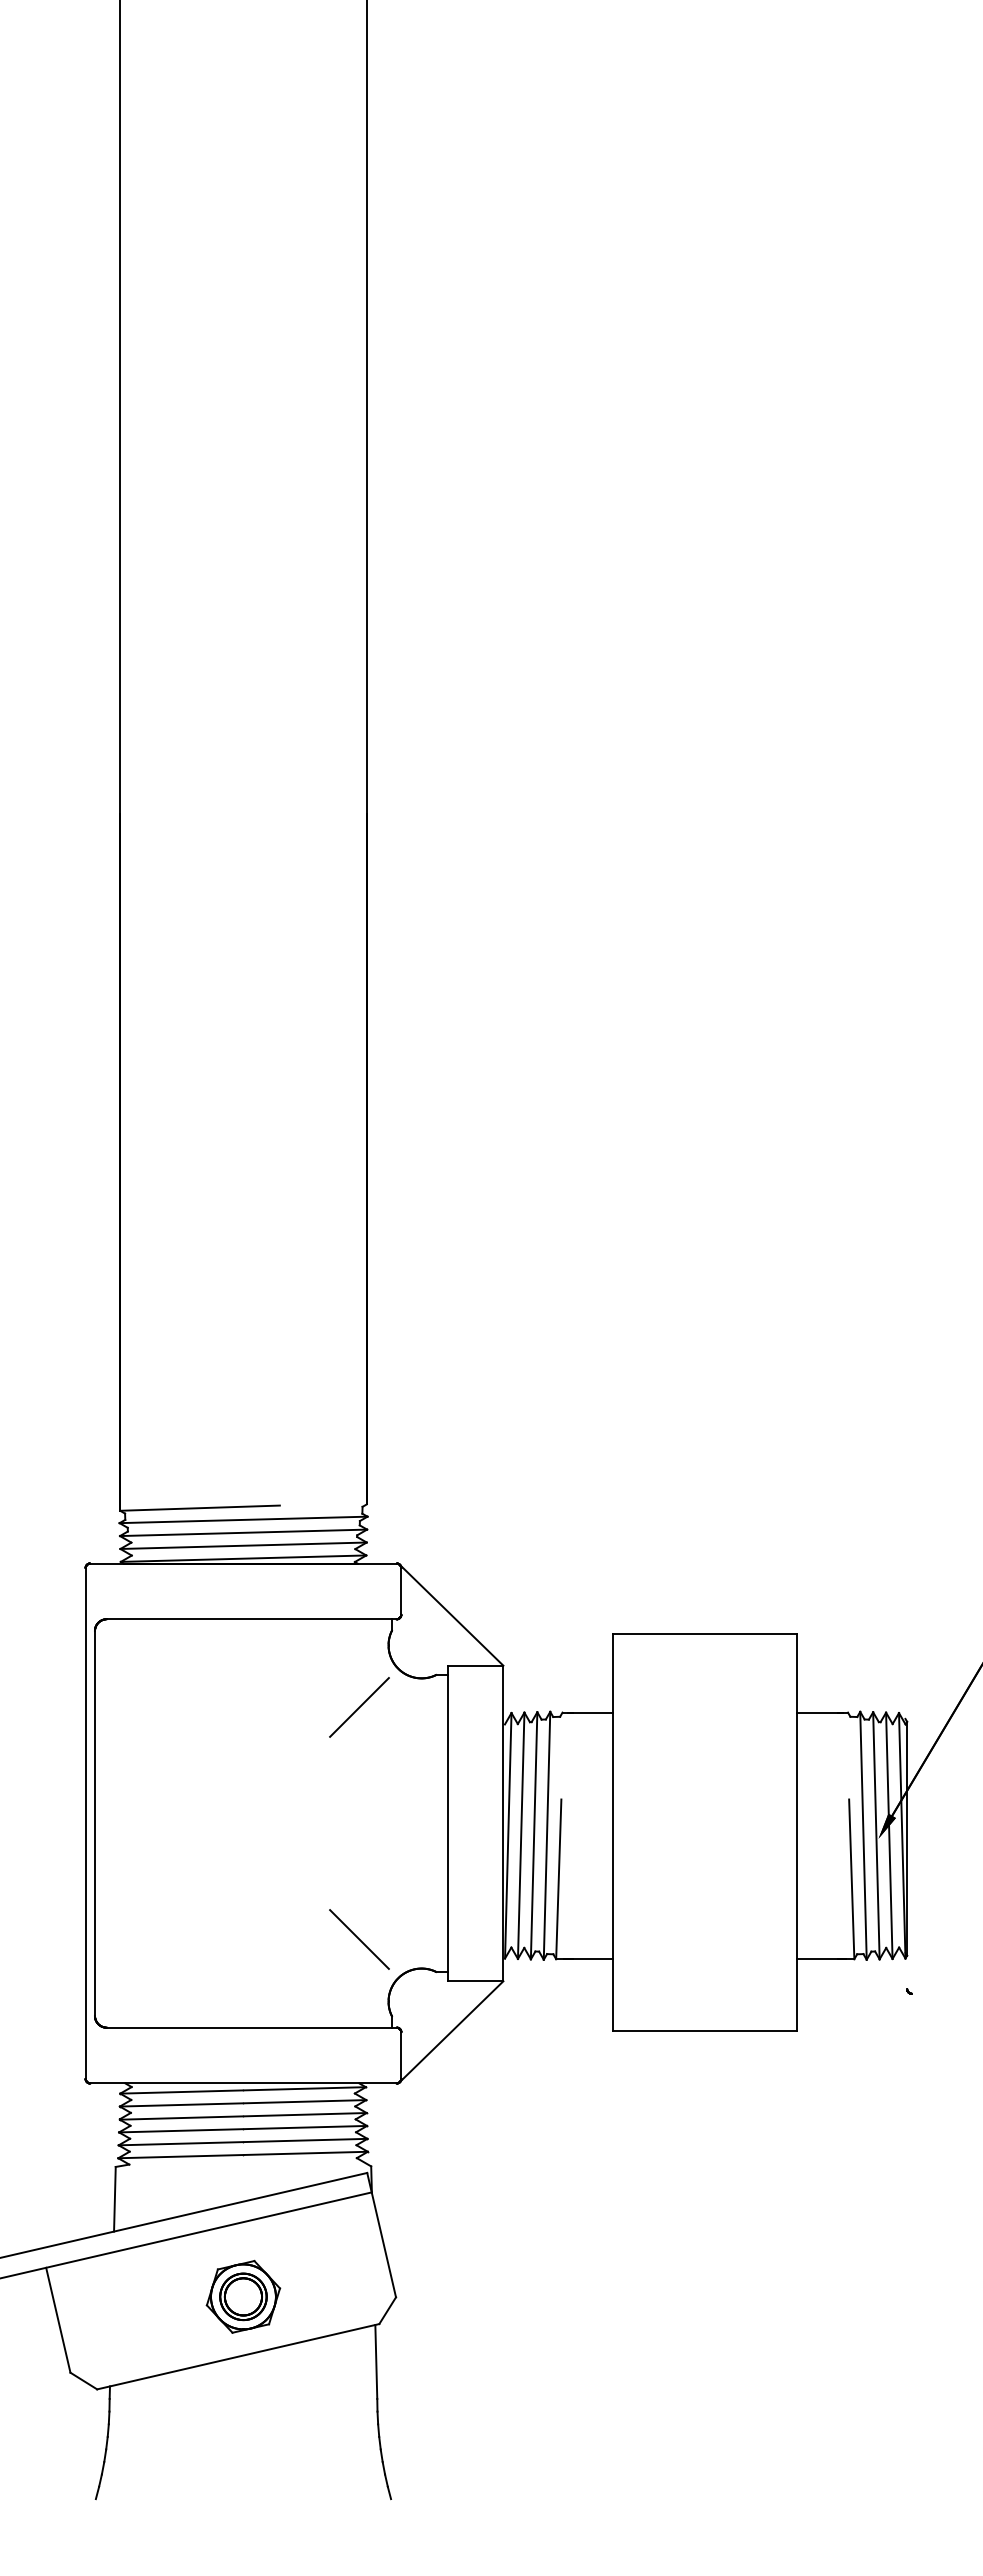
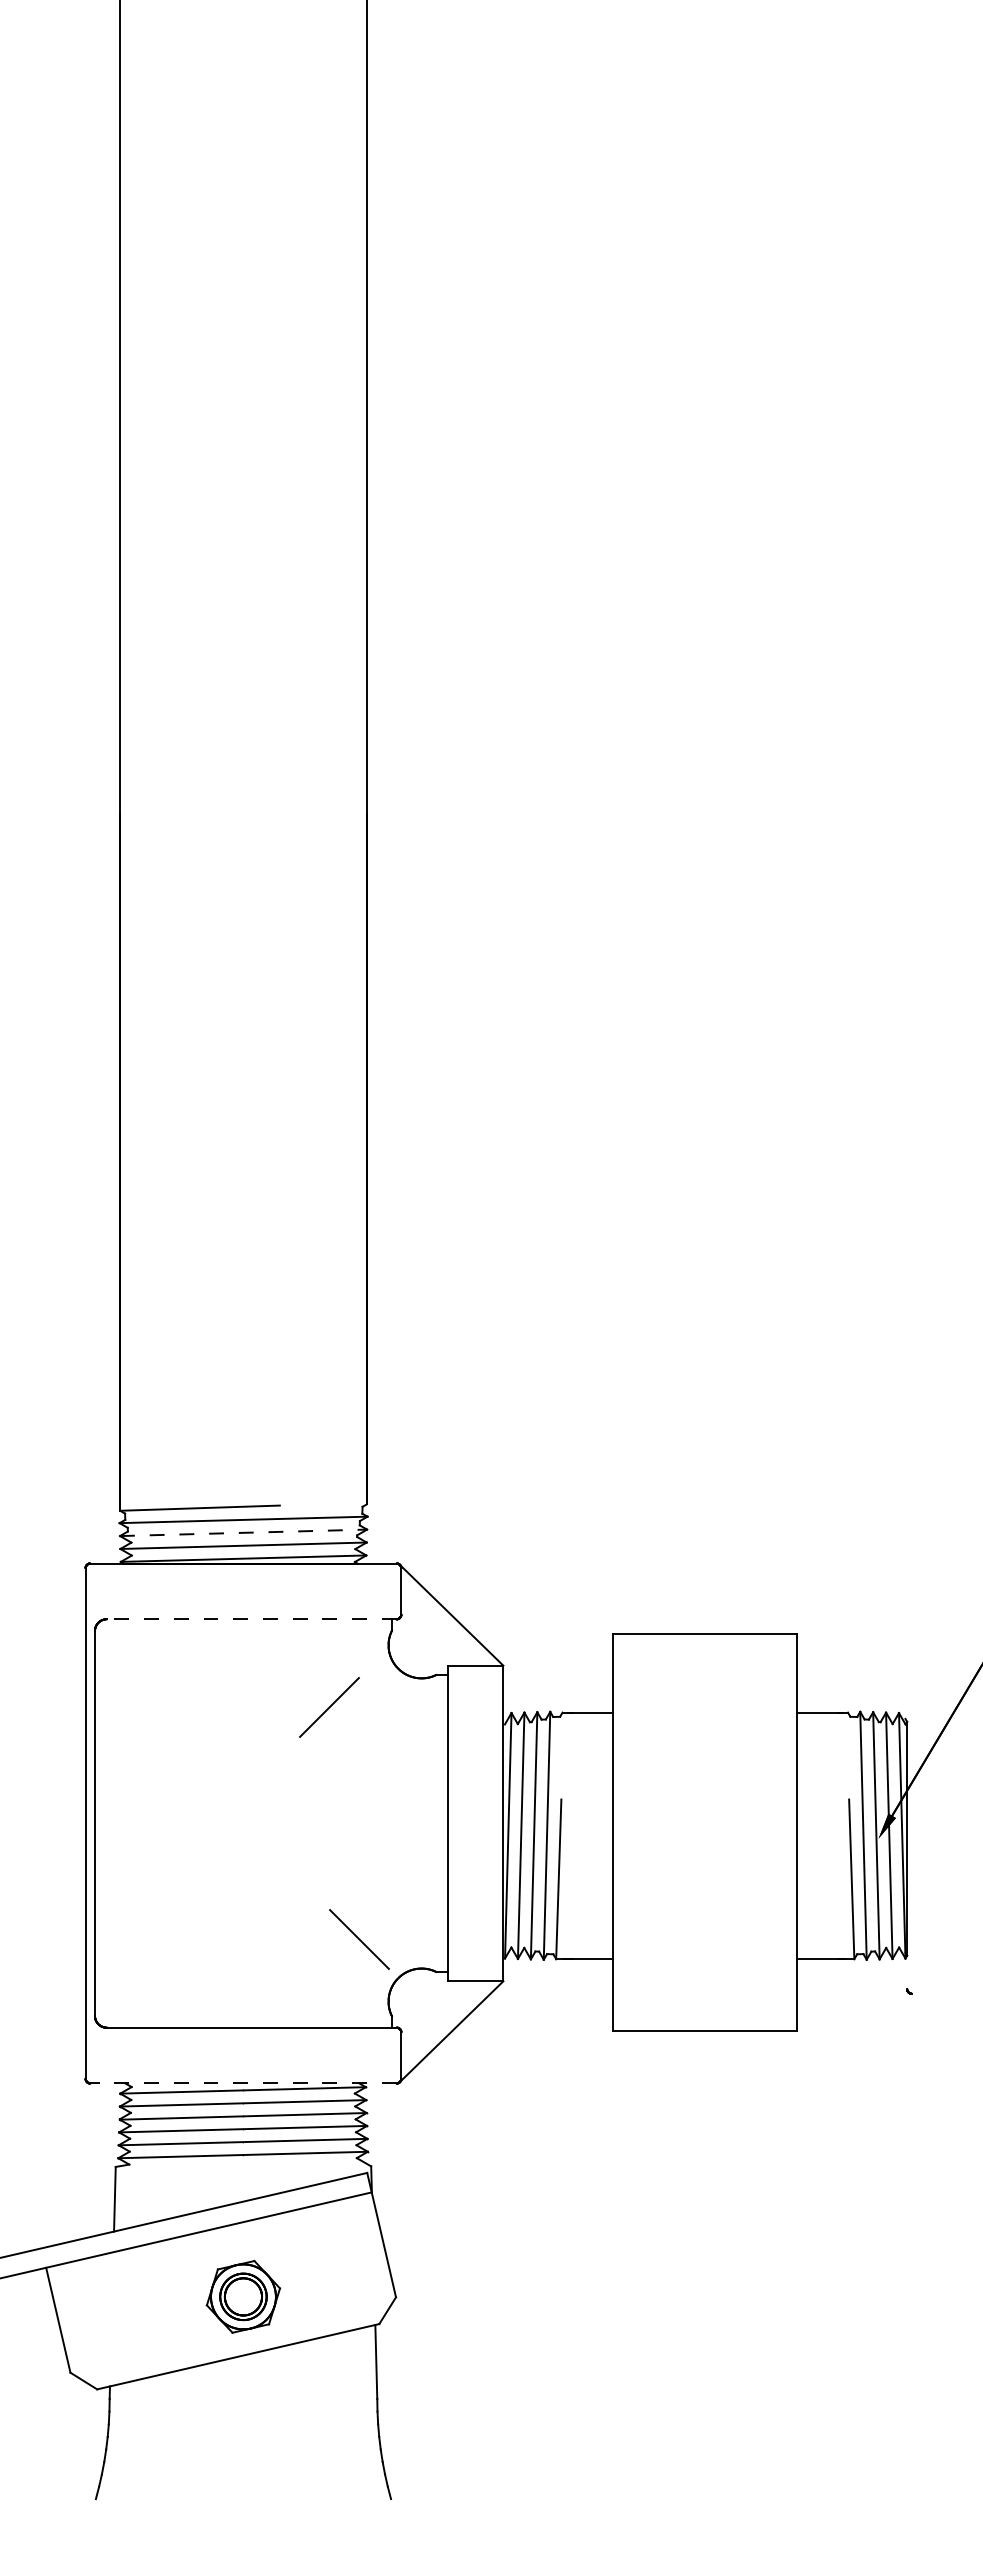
line: solid -> dashed (243, 1532)
line: solid -> dashed (251, 1619)
line position: (359, 1707) -> (329, 1707) (329, 1707)
line: solid -> dashed (242, 2083)
